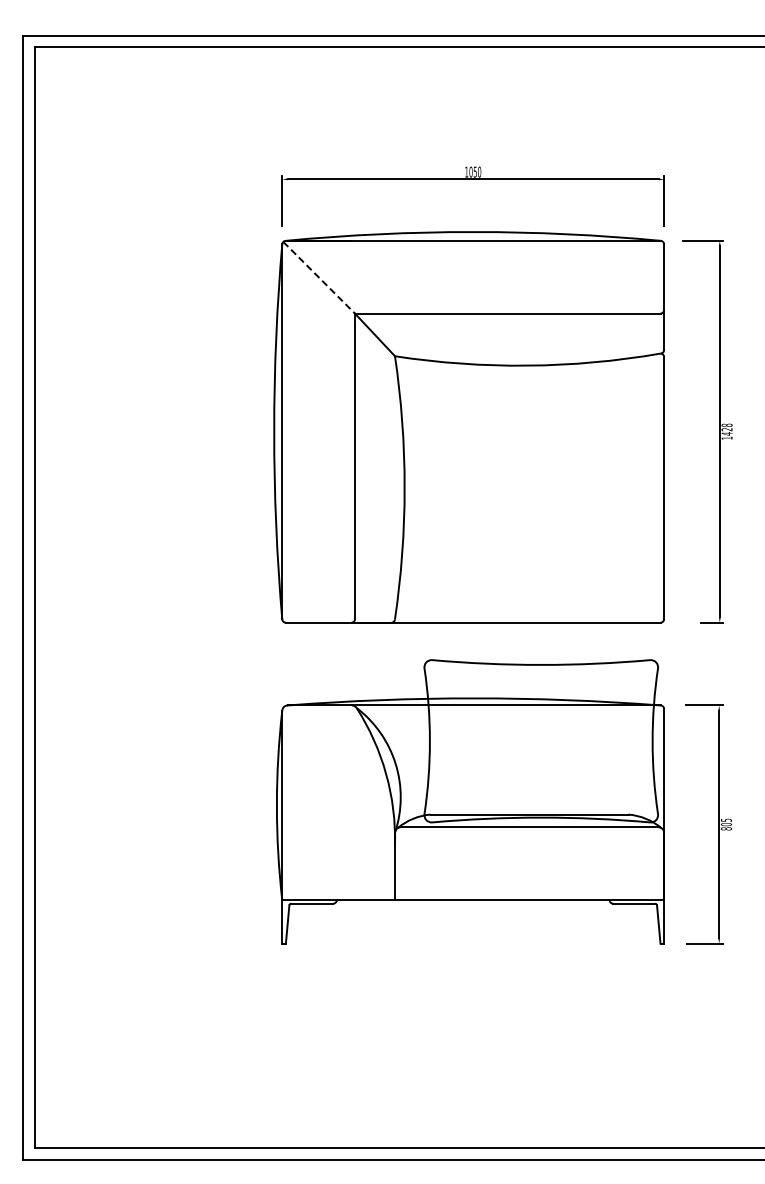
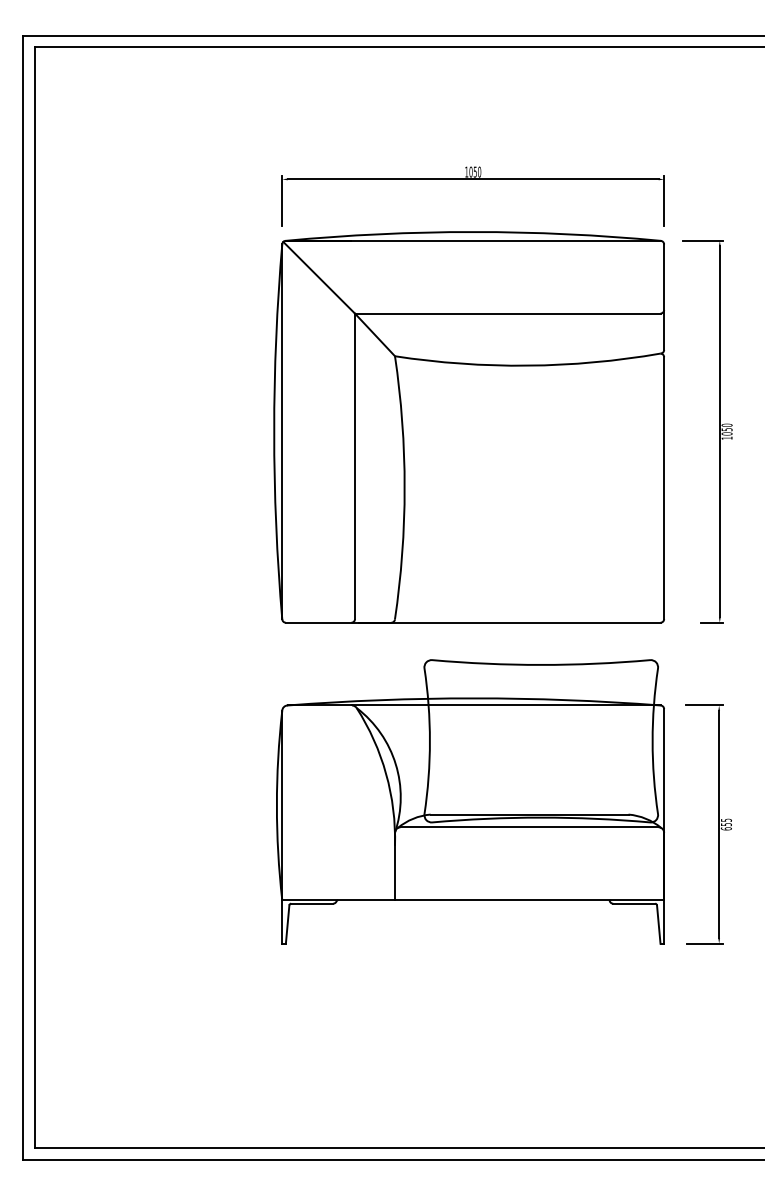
line: dashed -> solid (319, 277)
text: 1428 -> 1050 (726, 429)
text: 805 -> 655 (725, 826)
